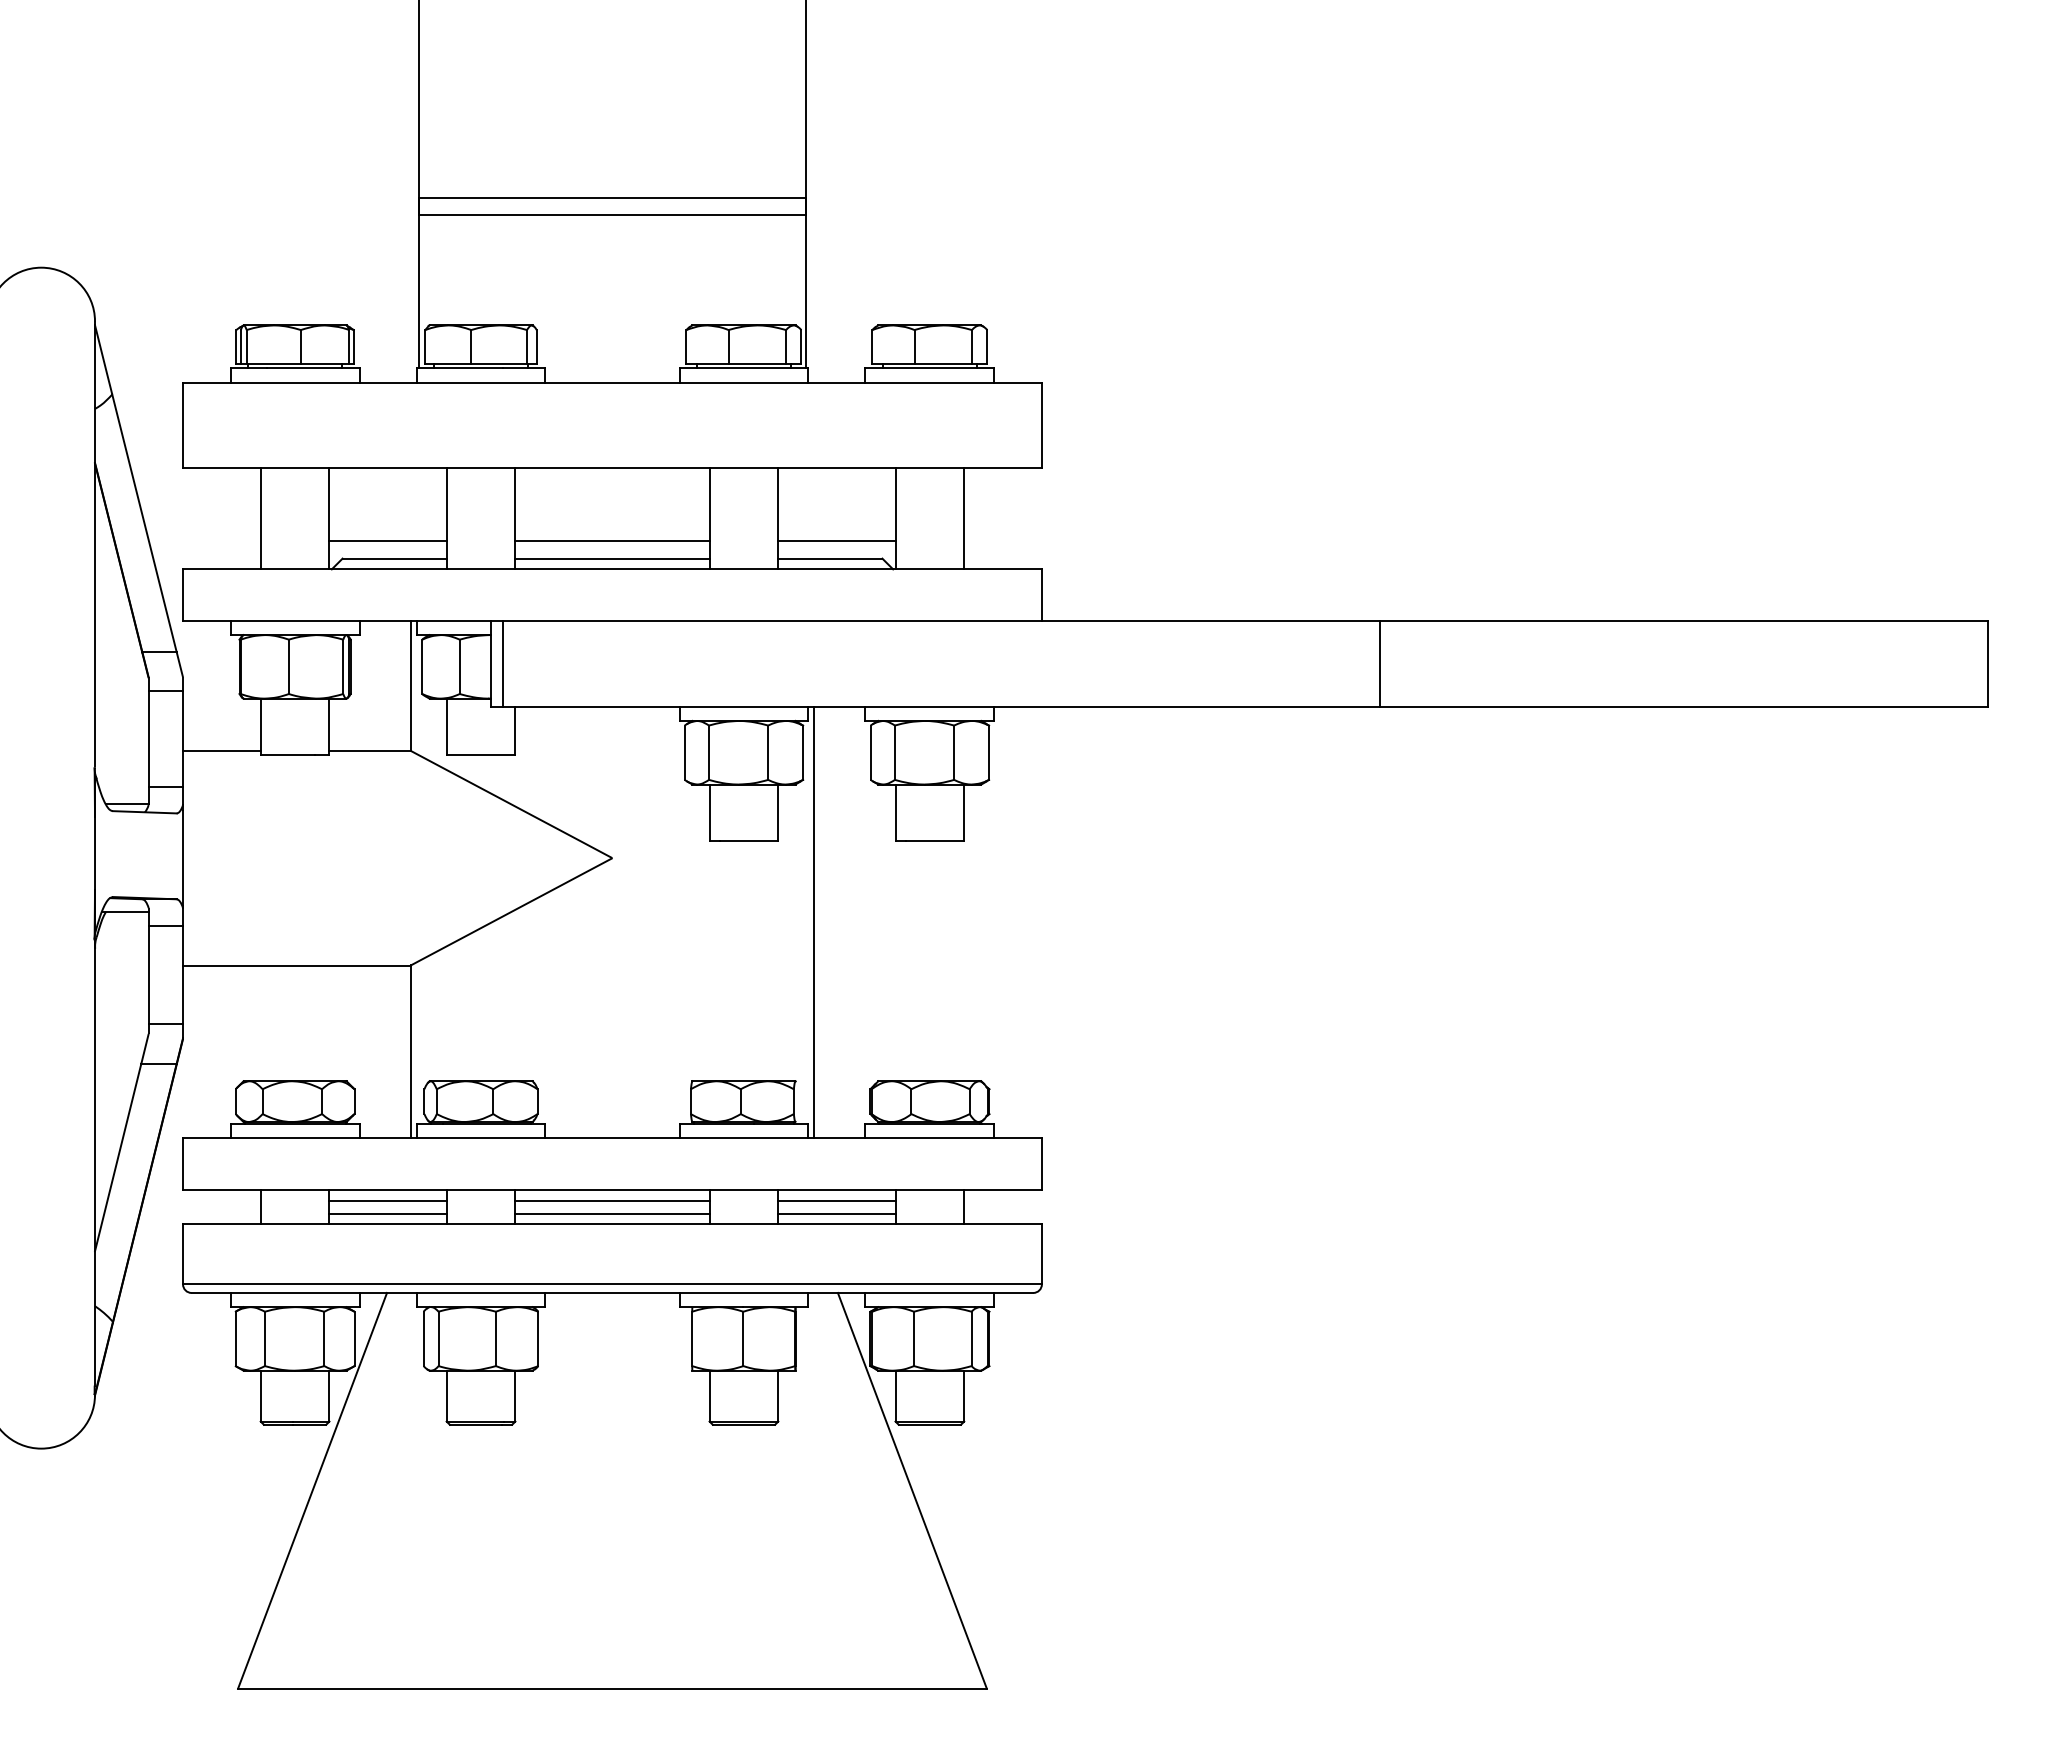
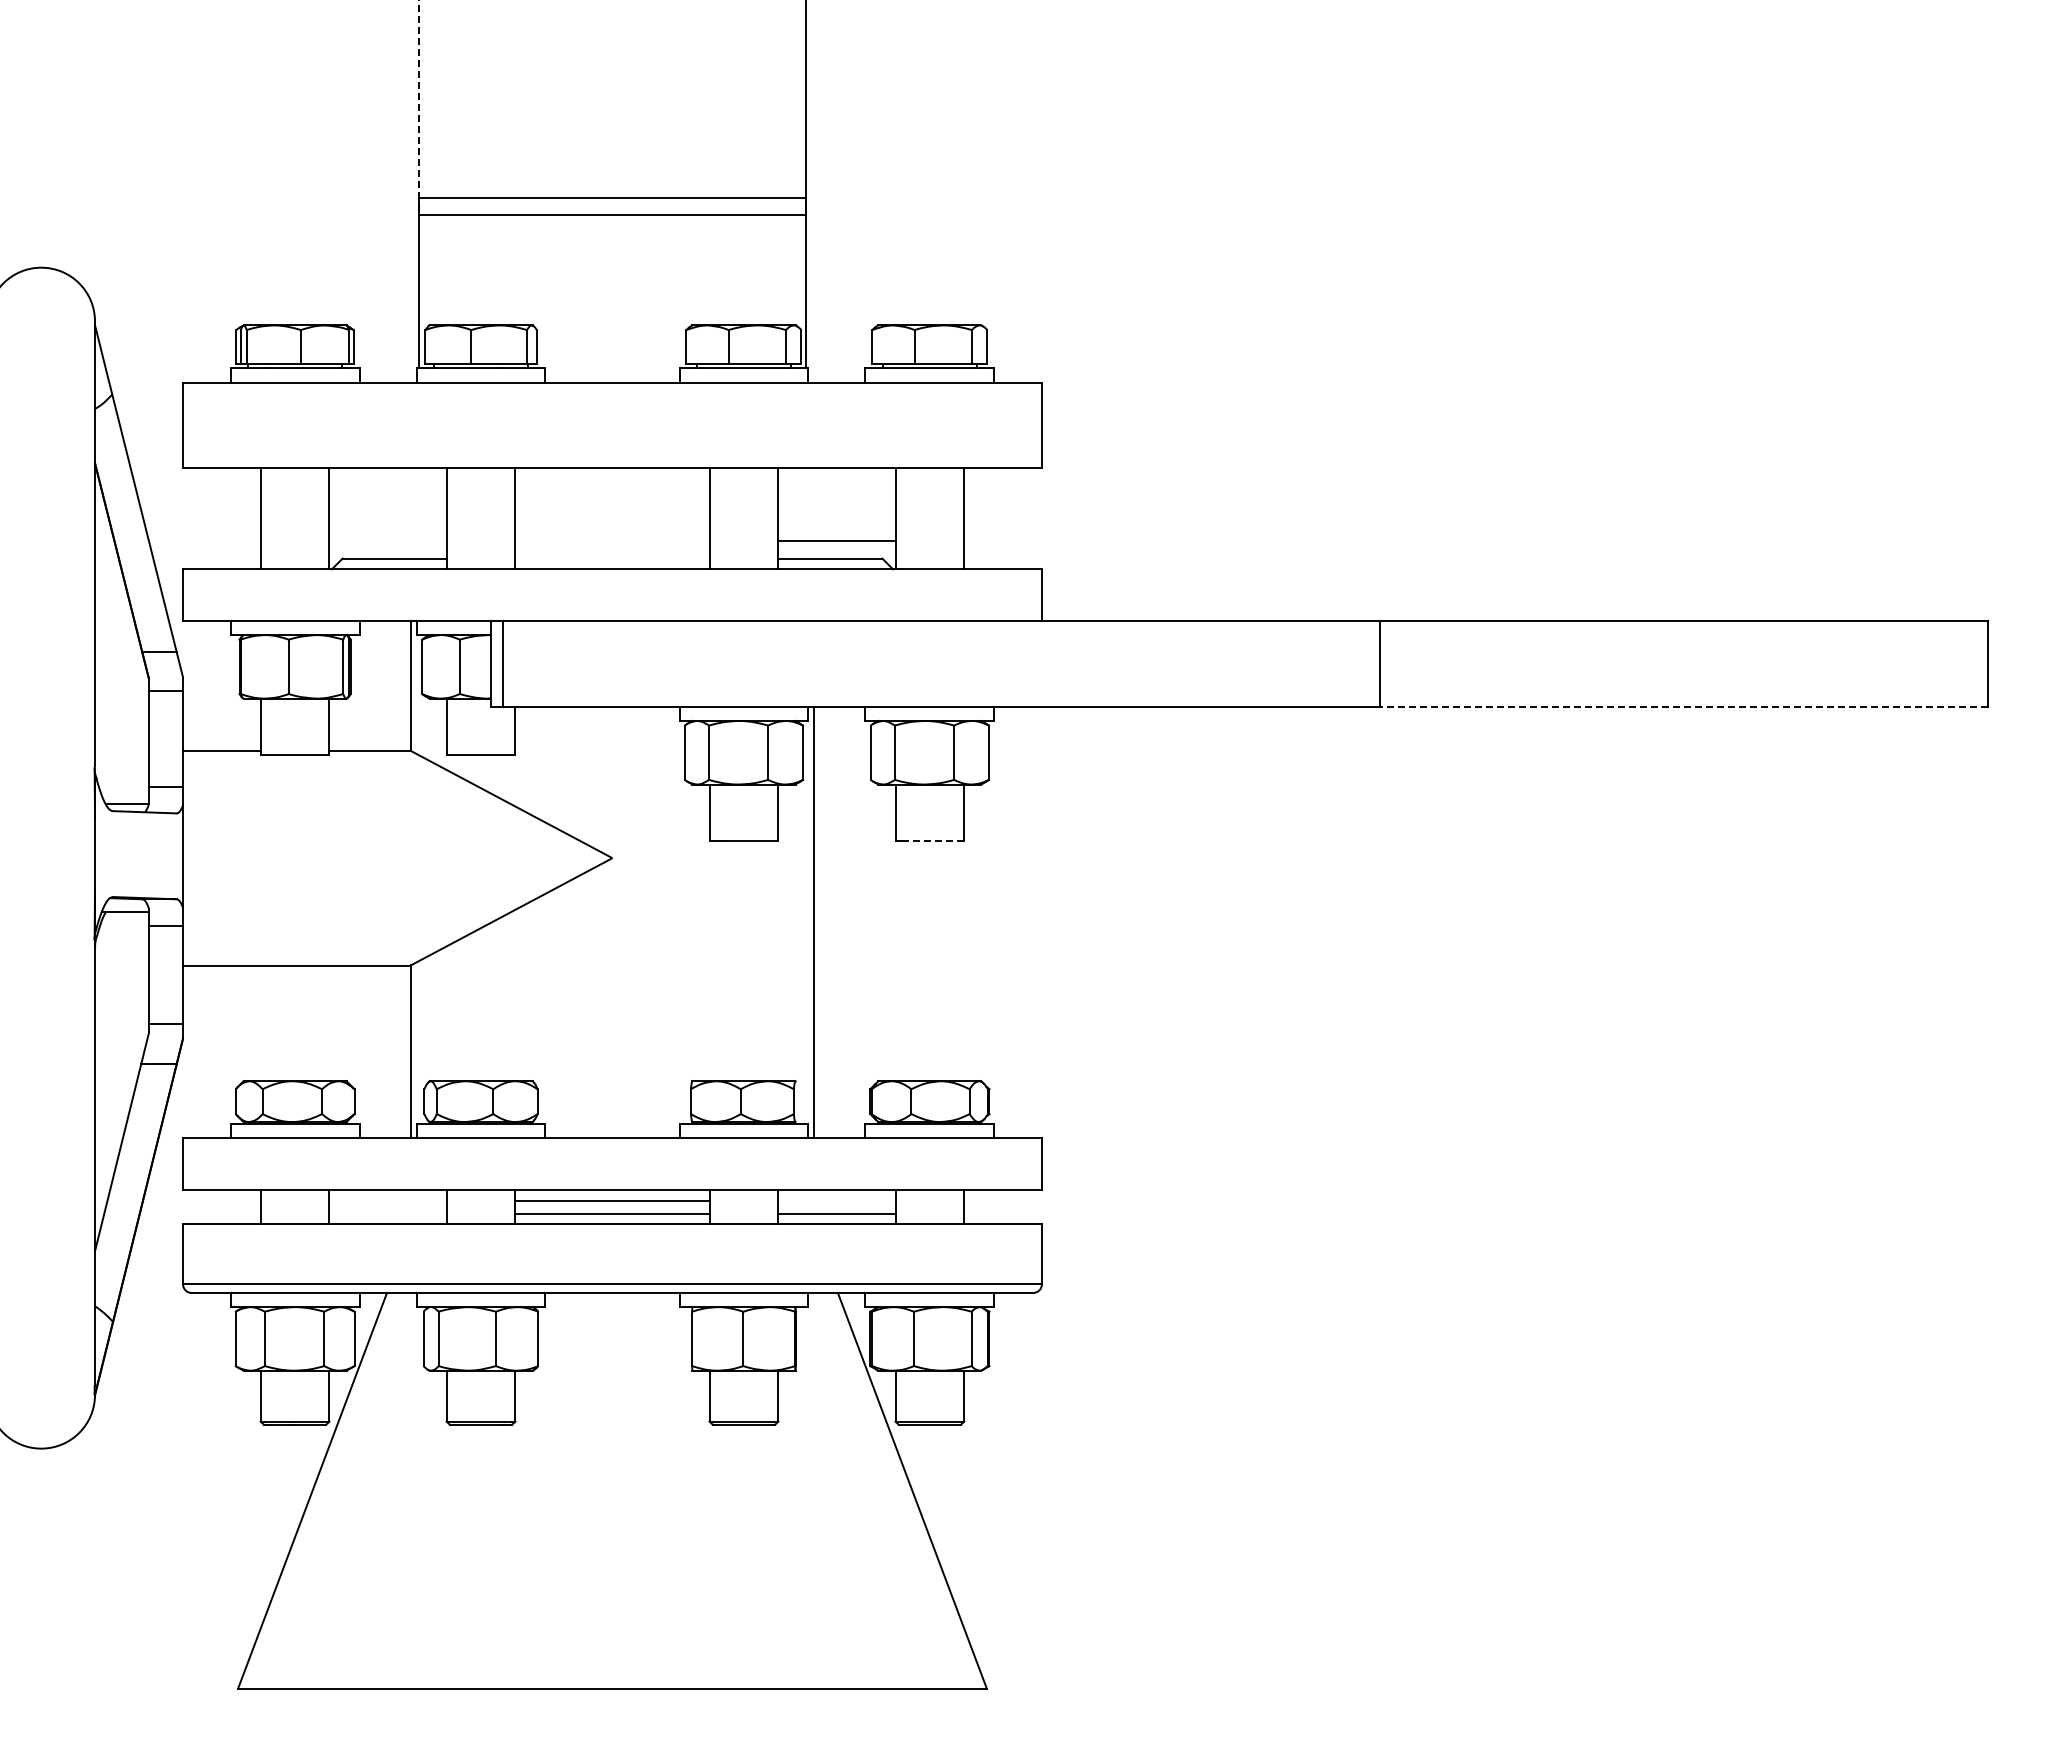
line: solid -> dashed (419, 108)
line: present -> none (387, 541)
line: present -> none (612, 541)
line: present -> none (612, 558)
line: solid -> dashed (1683, 706)
line: solid -> dashed (934, 840)
line: present -> none (387, 1200)
line: present -> none (836, 1200)
line: present -> none (387, 1213)
